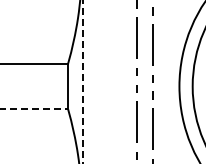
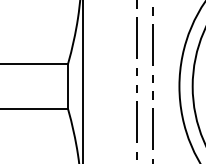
line: dashed -> solid (83, 82)
line: dashed -> solid (34, 109)
